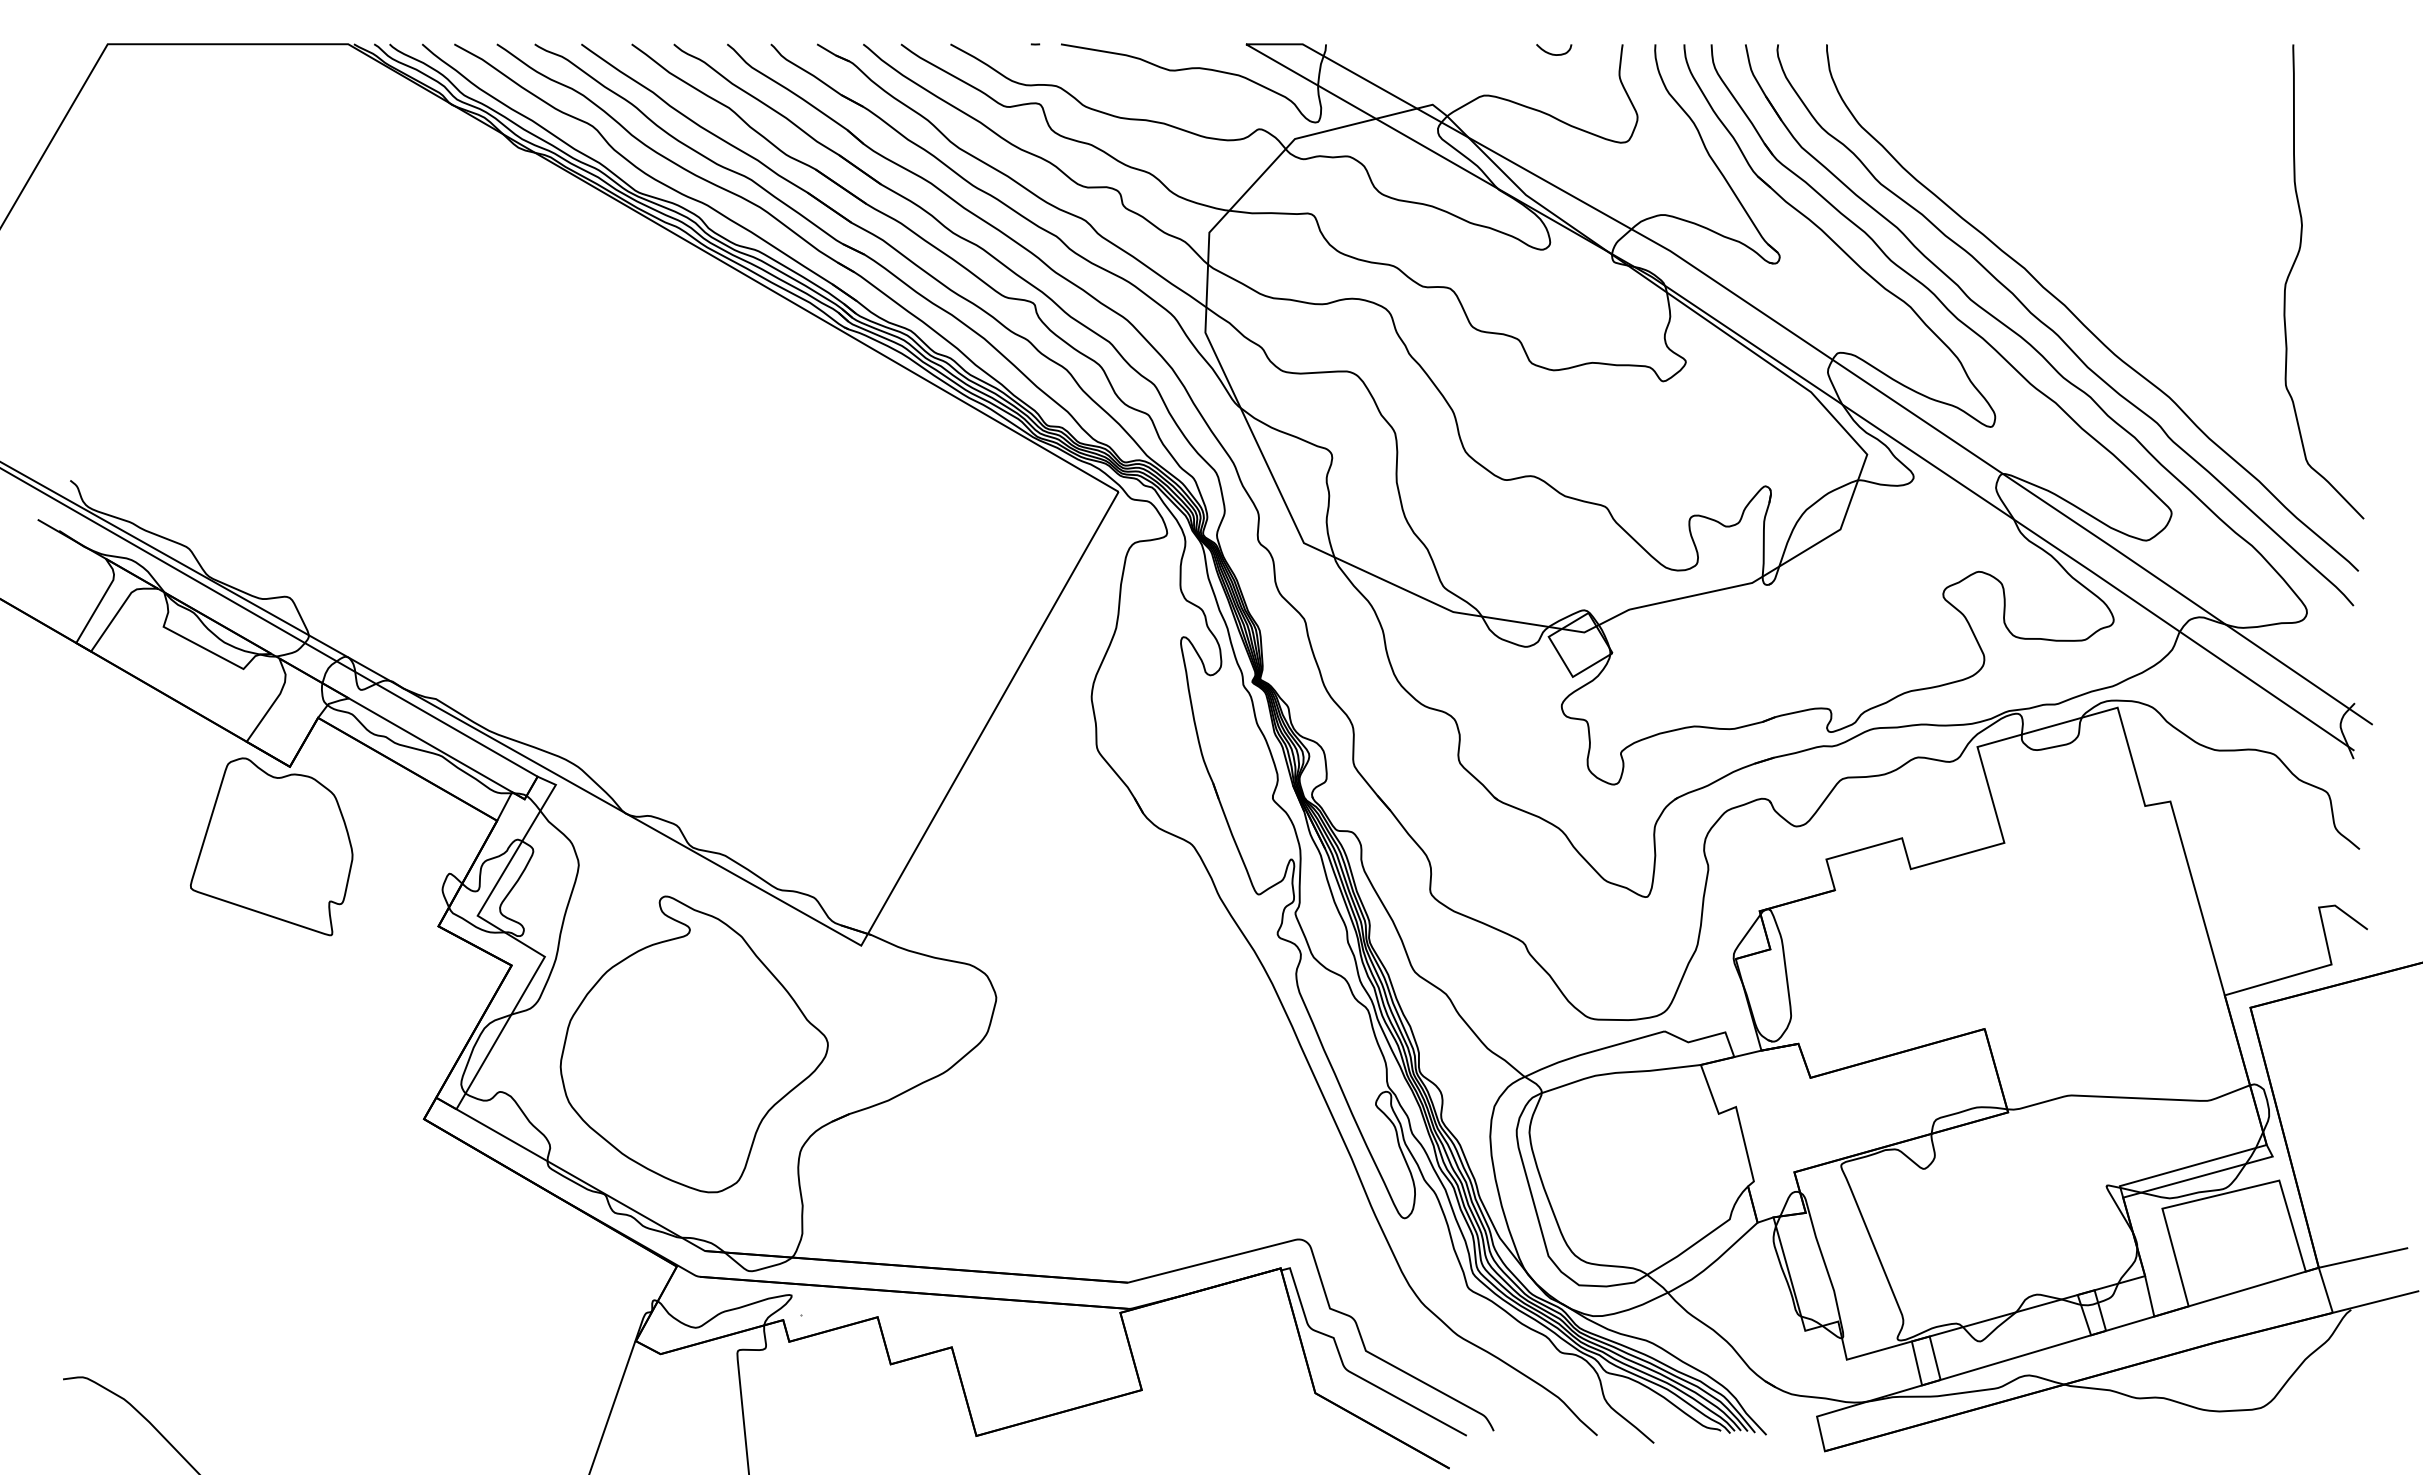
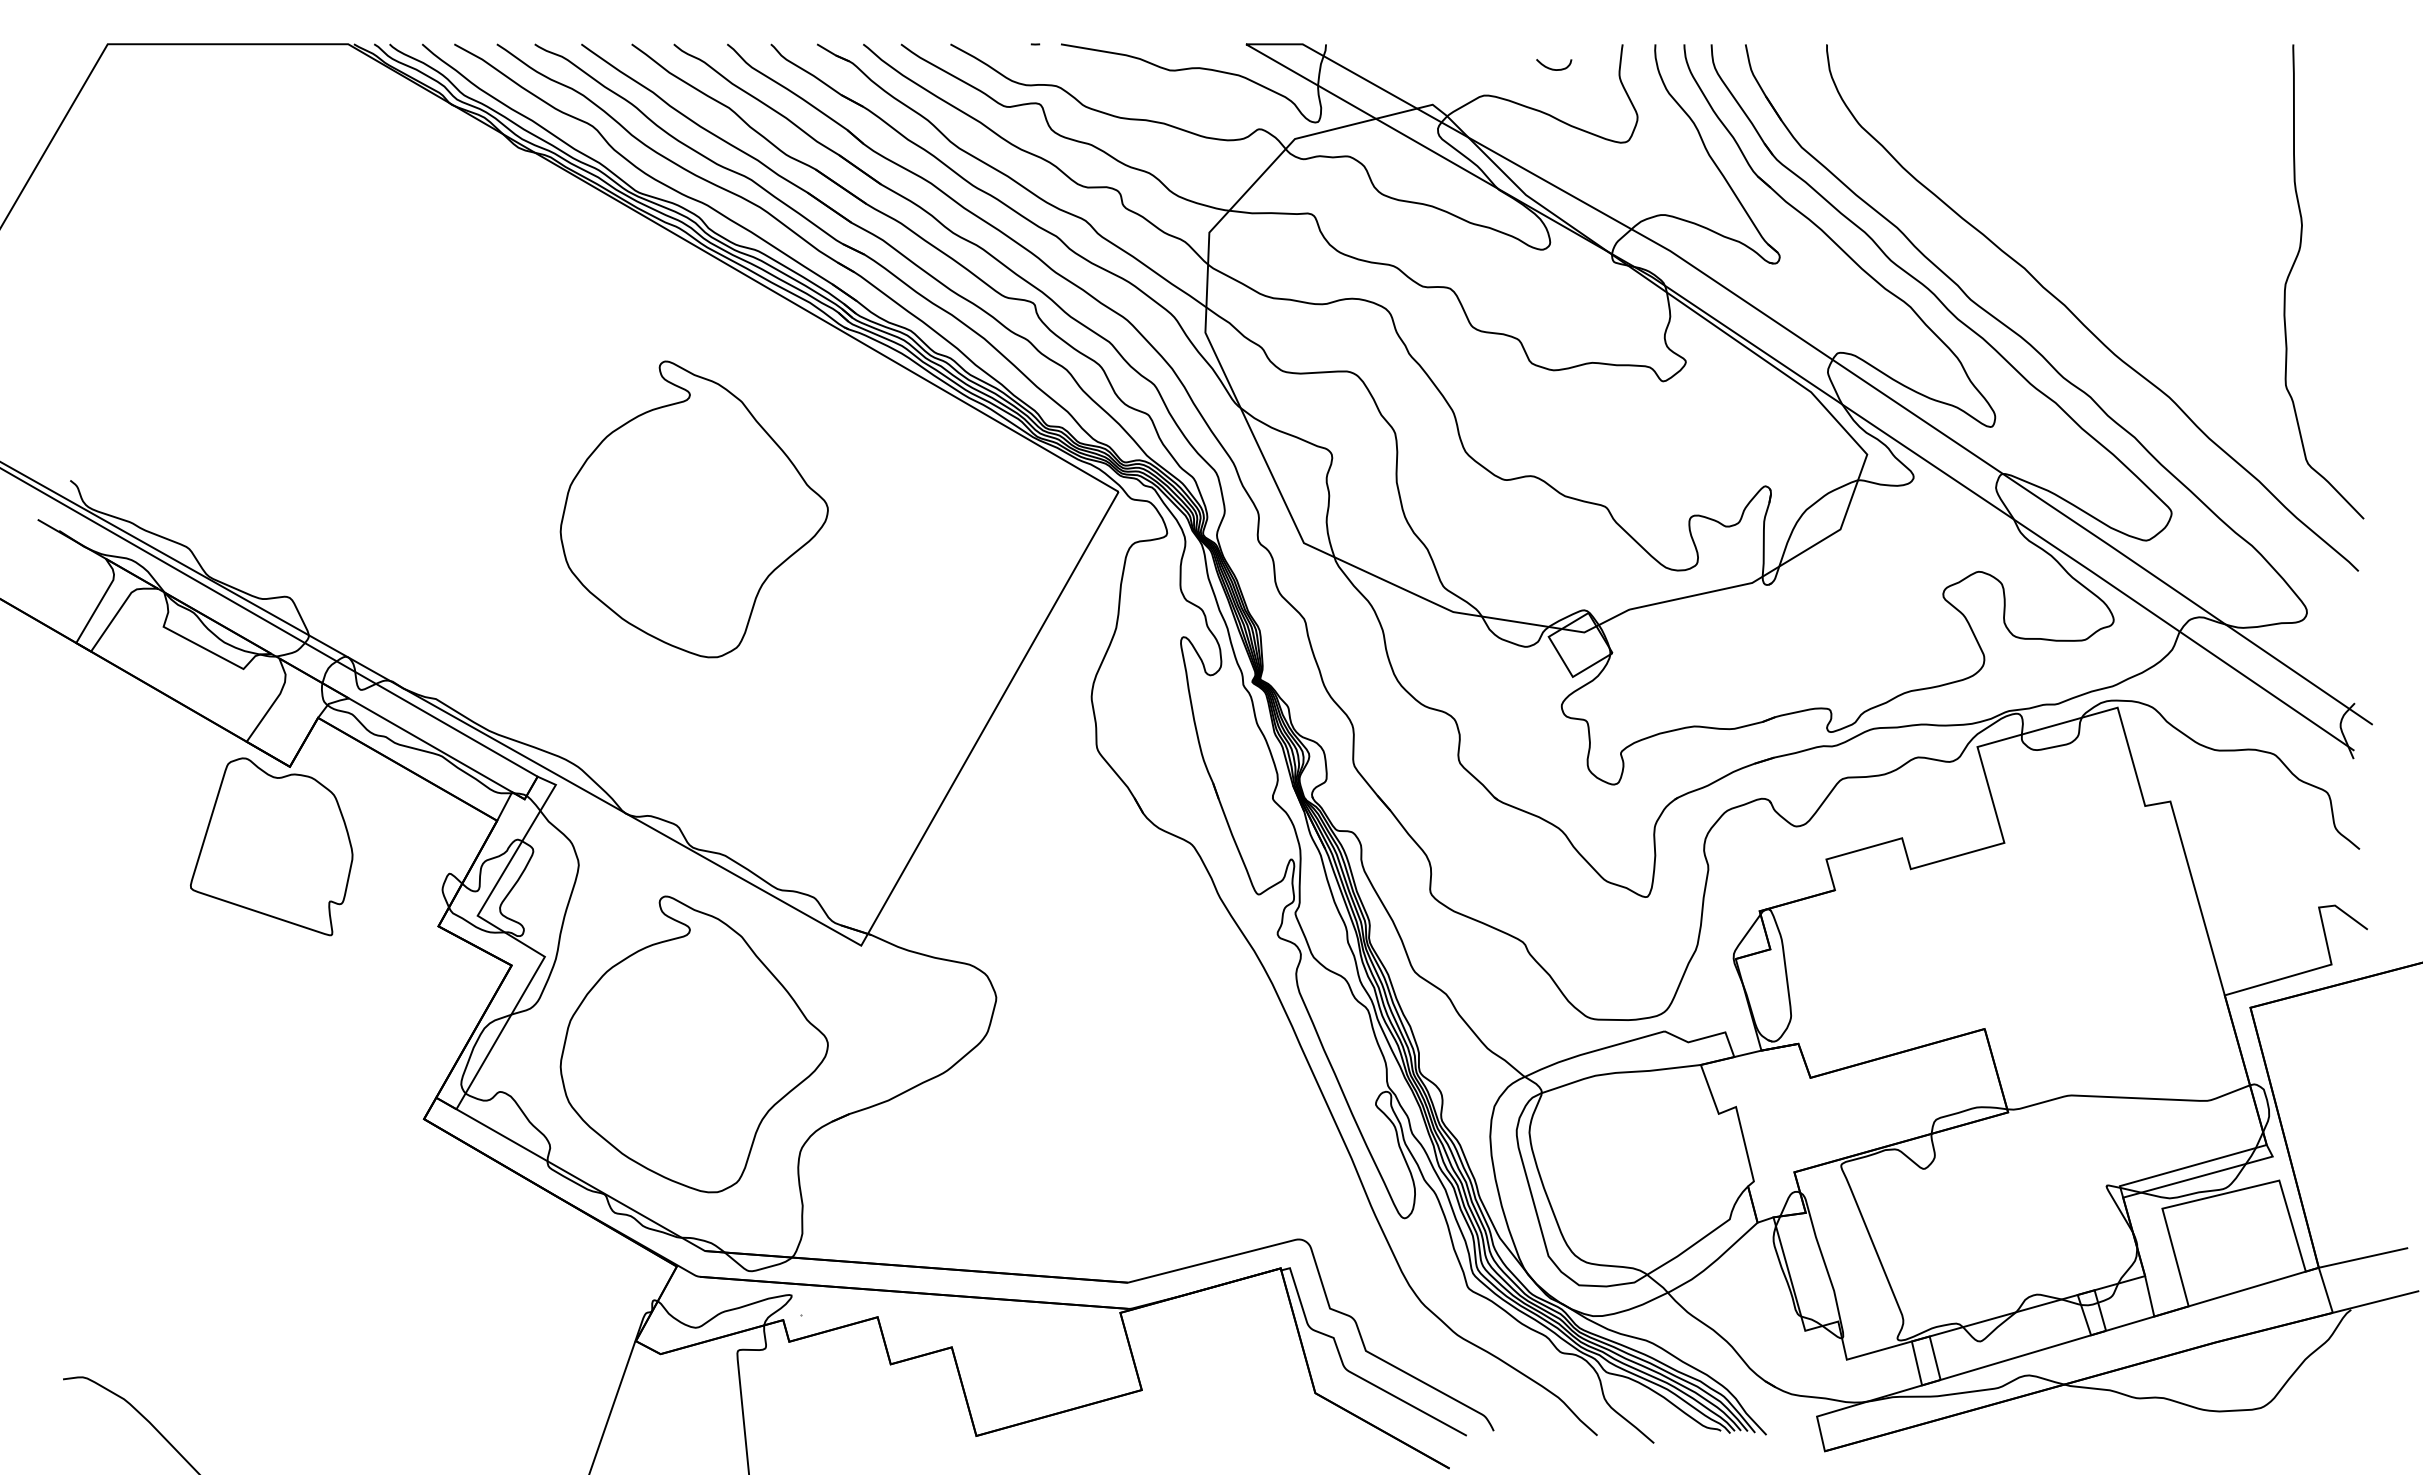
curve position: (1553, 53) -> (1553, 68) (1553, 68)
curve: present -> none (2057, 333)
part: none -> present (693, 509)
